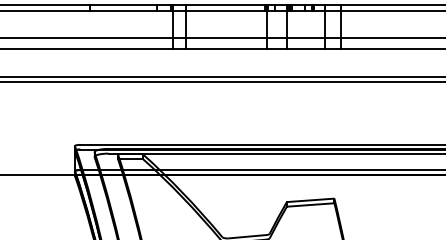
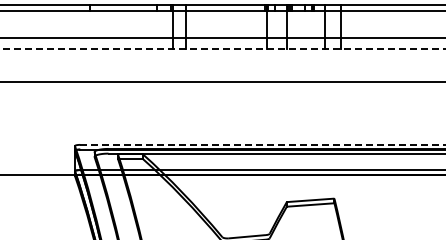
line: solid -> dashed (222, 48)
line: present -> none (222, 76)
line: solid -> dashed (263, 144)
